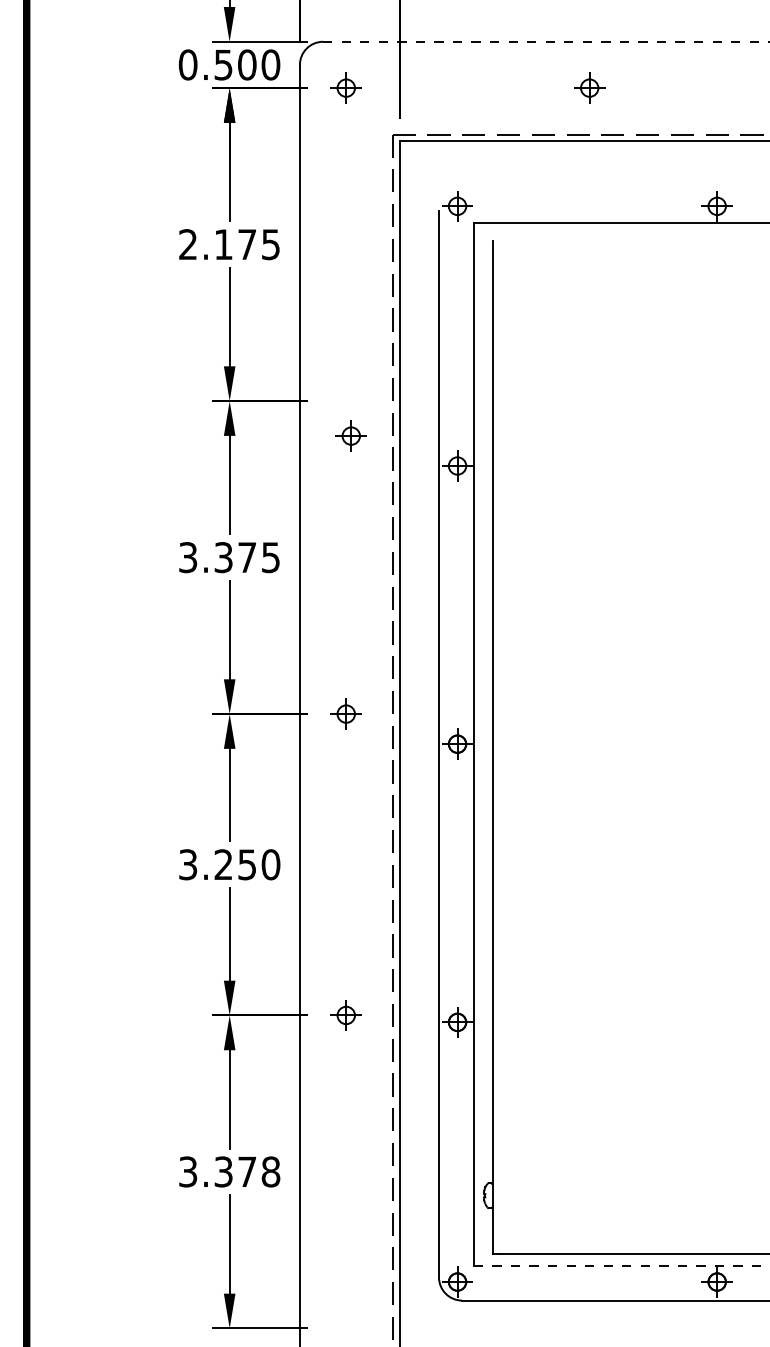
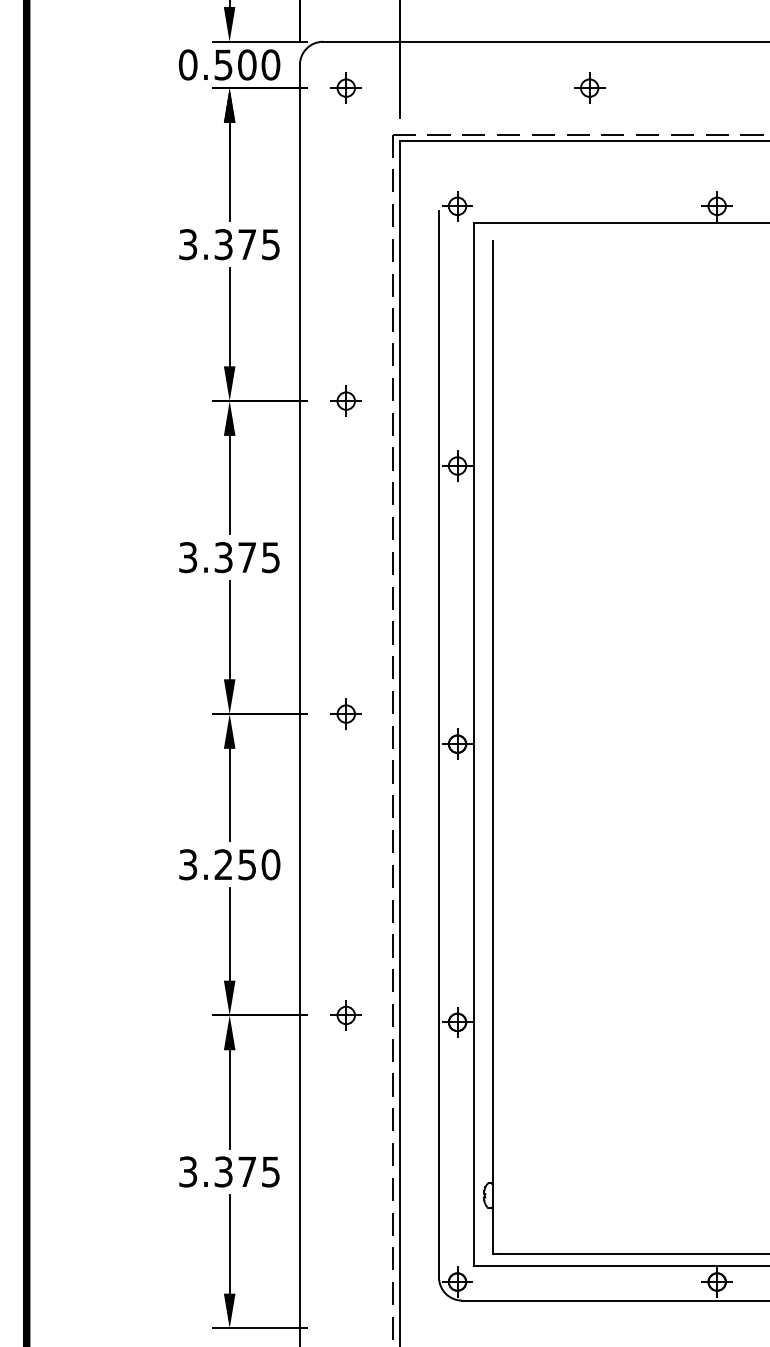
line: dashed -> solid (546, 41)
text: 2.175 -> 3.375 (205, 244)
part position: (350, 435) -> (345, 400) (345, 400)
text: 3.378 -> 3.375 (270, 1171)
line: dashed -> solid (621, 1265)
